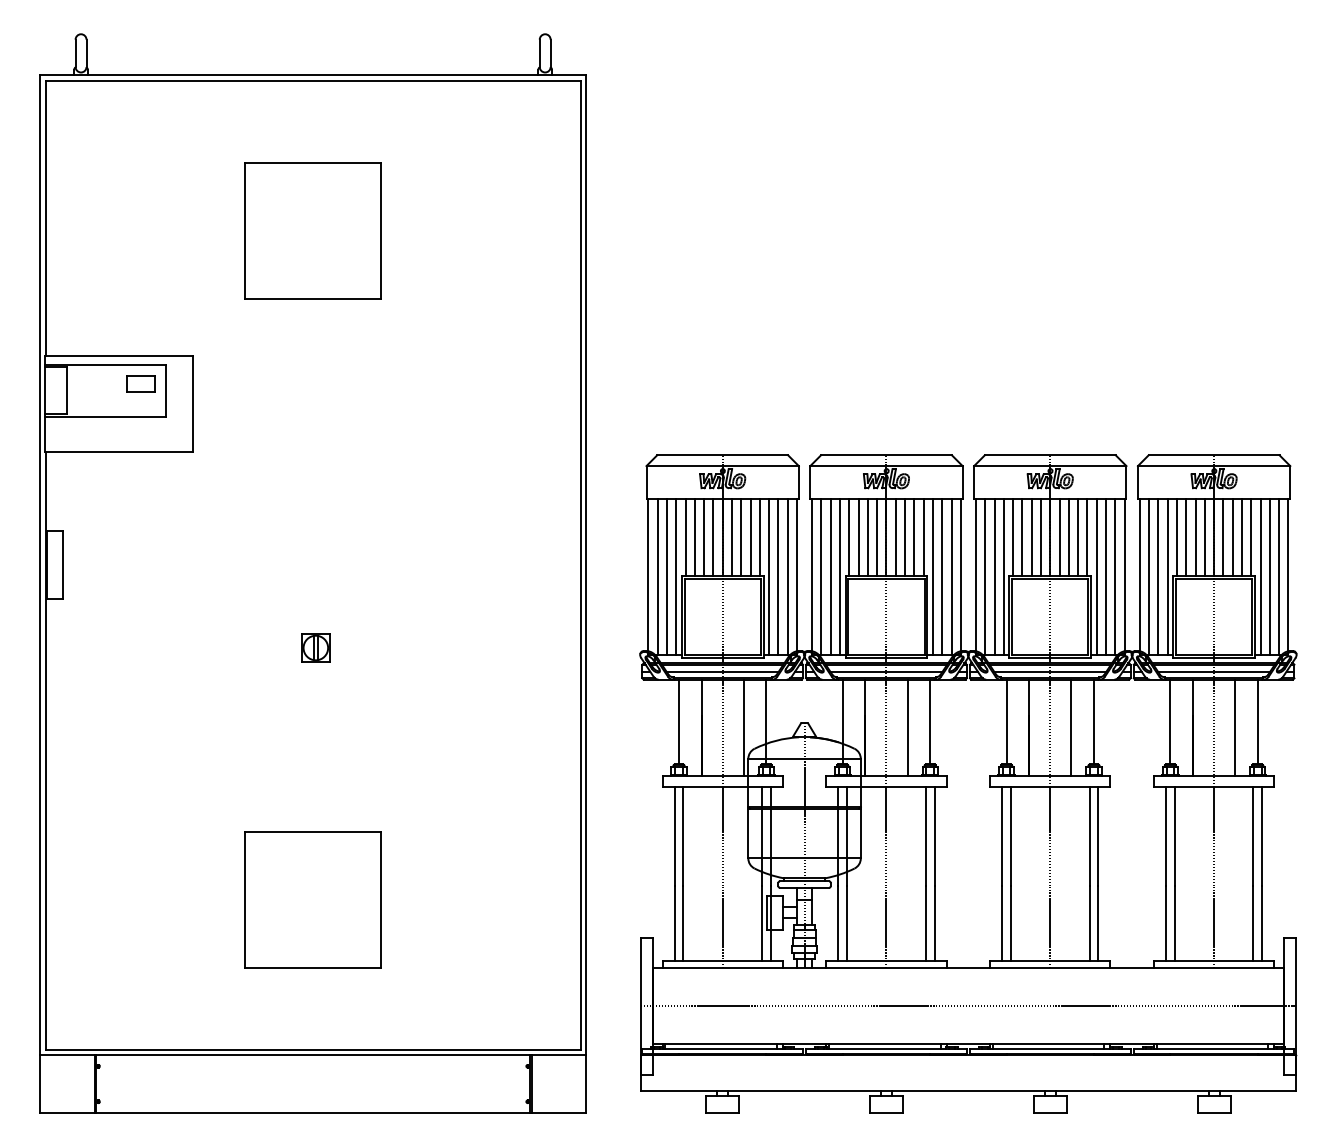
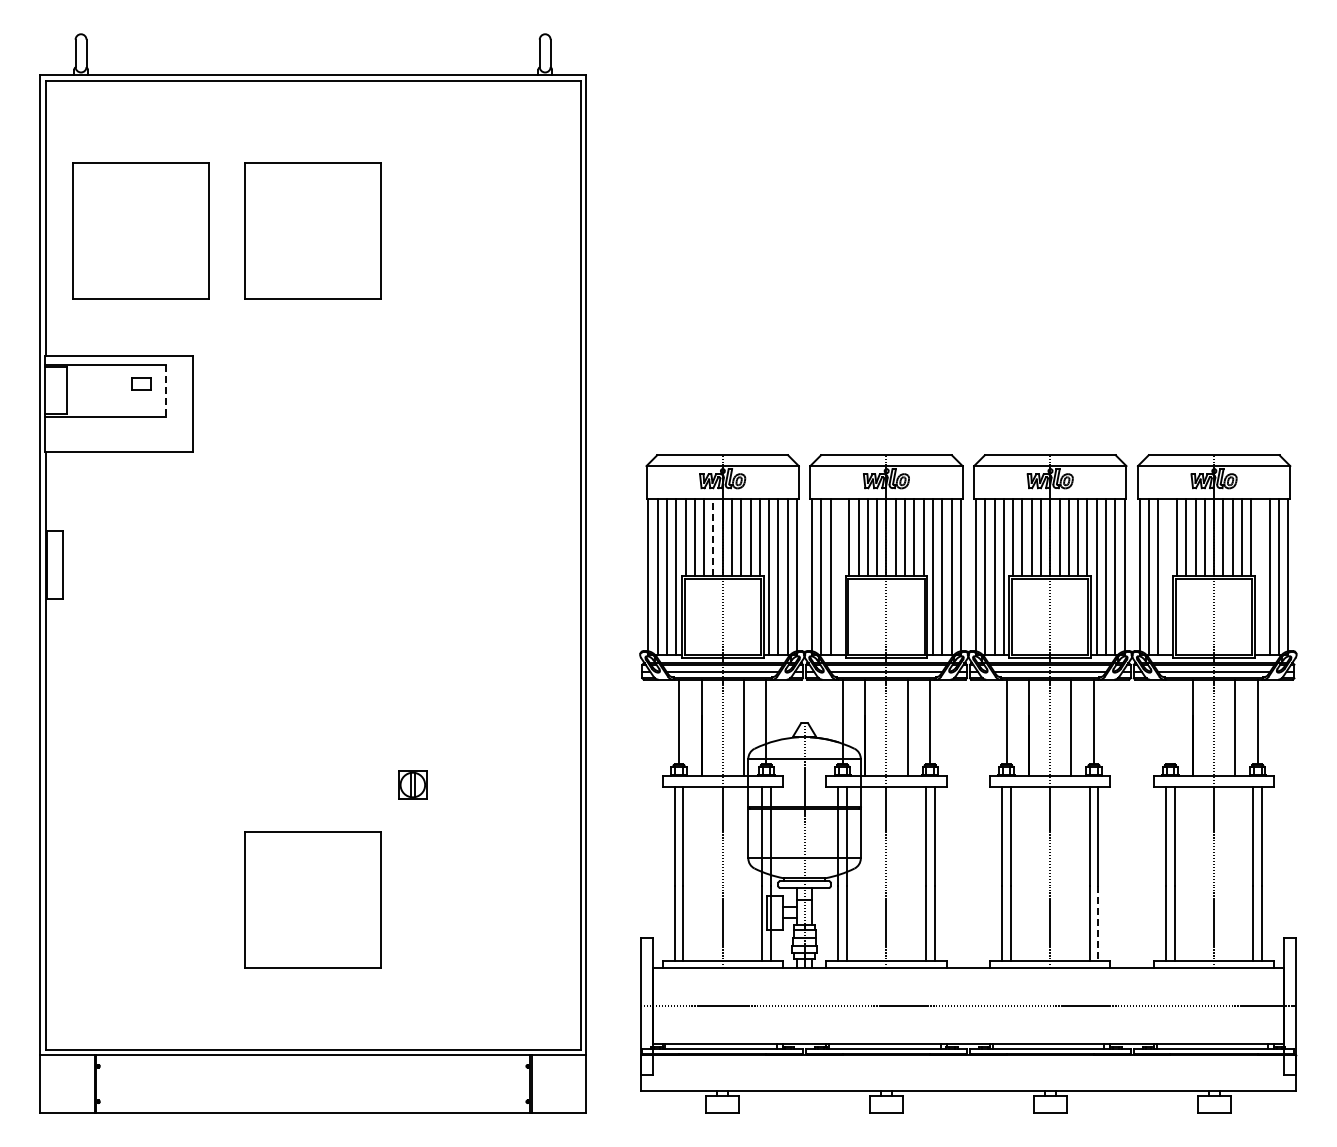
part: none -> present (140, 230)
part size: 30x18 px -> 21x14 px (141, 383)
line: solid -> dashed (165, 390)
line: solid -> dashed (713, 537)
line: present -> none (840, 576)
line: present -> none (1167, 576)
line: present -> none (1260, 576)
part position: (315, 647) -> (412, 784) (412, 784)
line: present -> none (1170, 721)
line: solid -> dashed (1098, 924)
